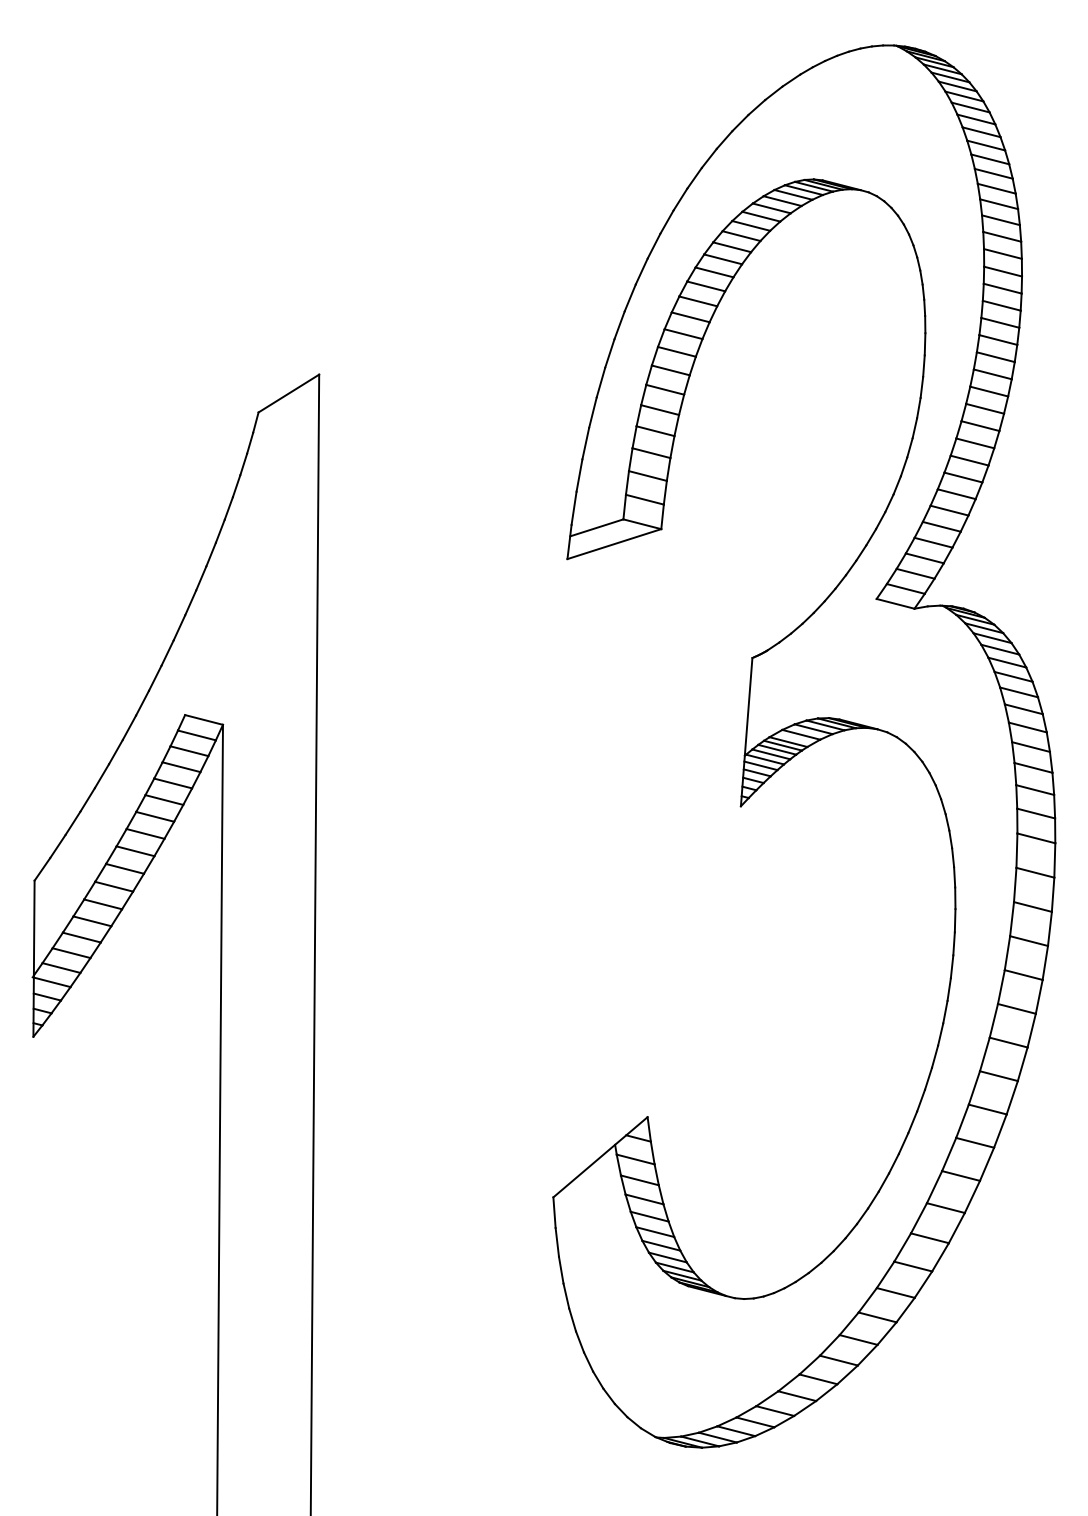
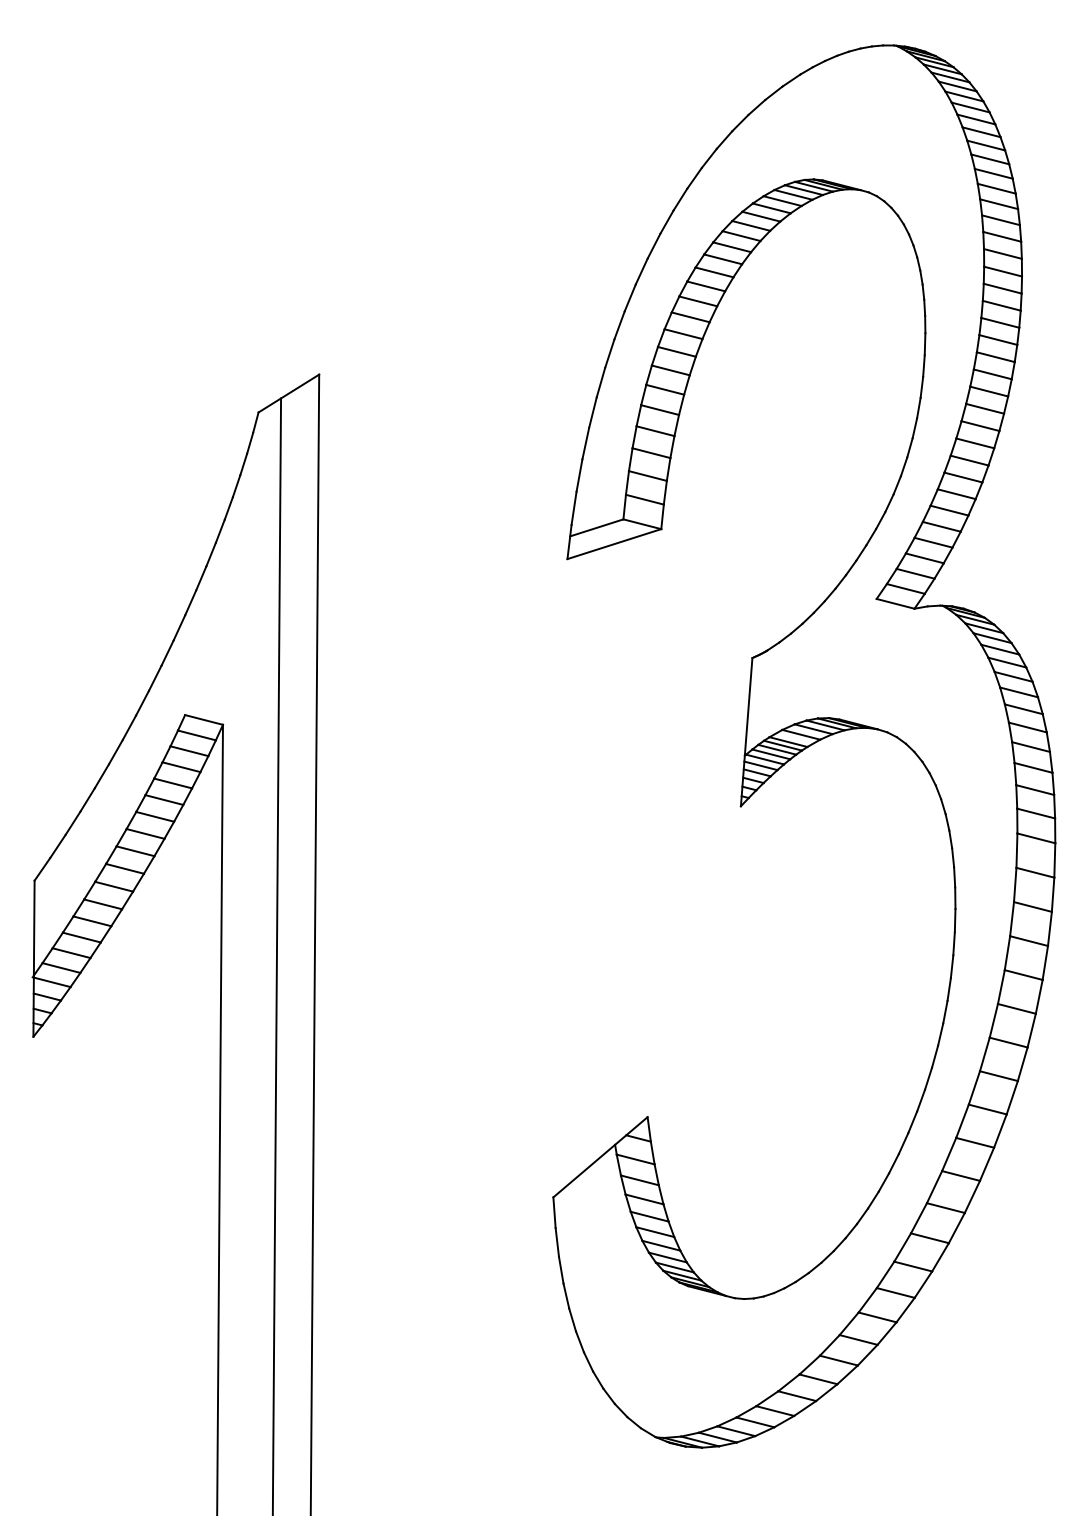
line: none -> present (276, 955)
